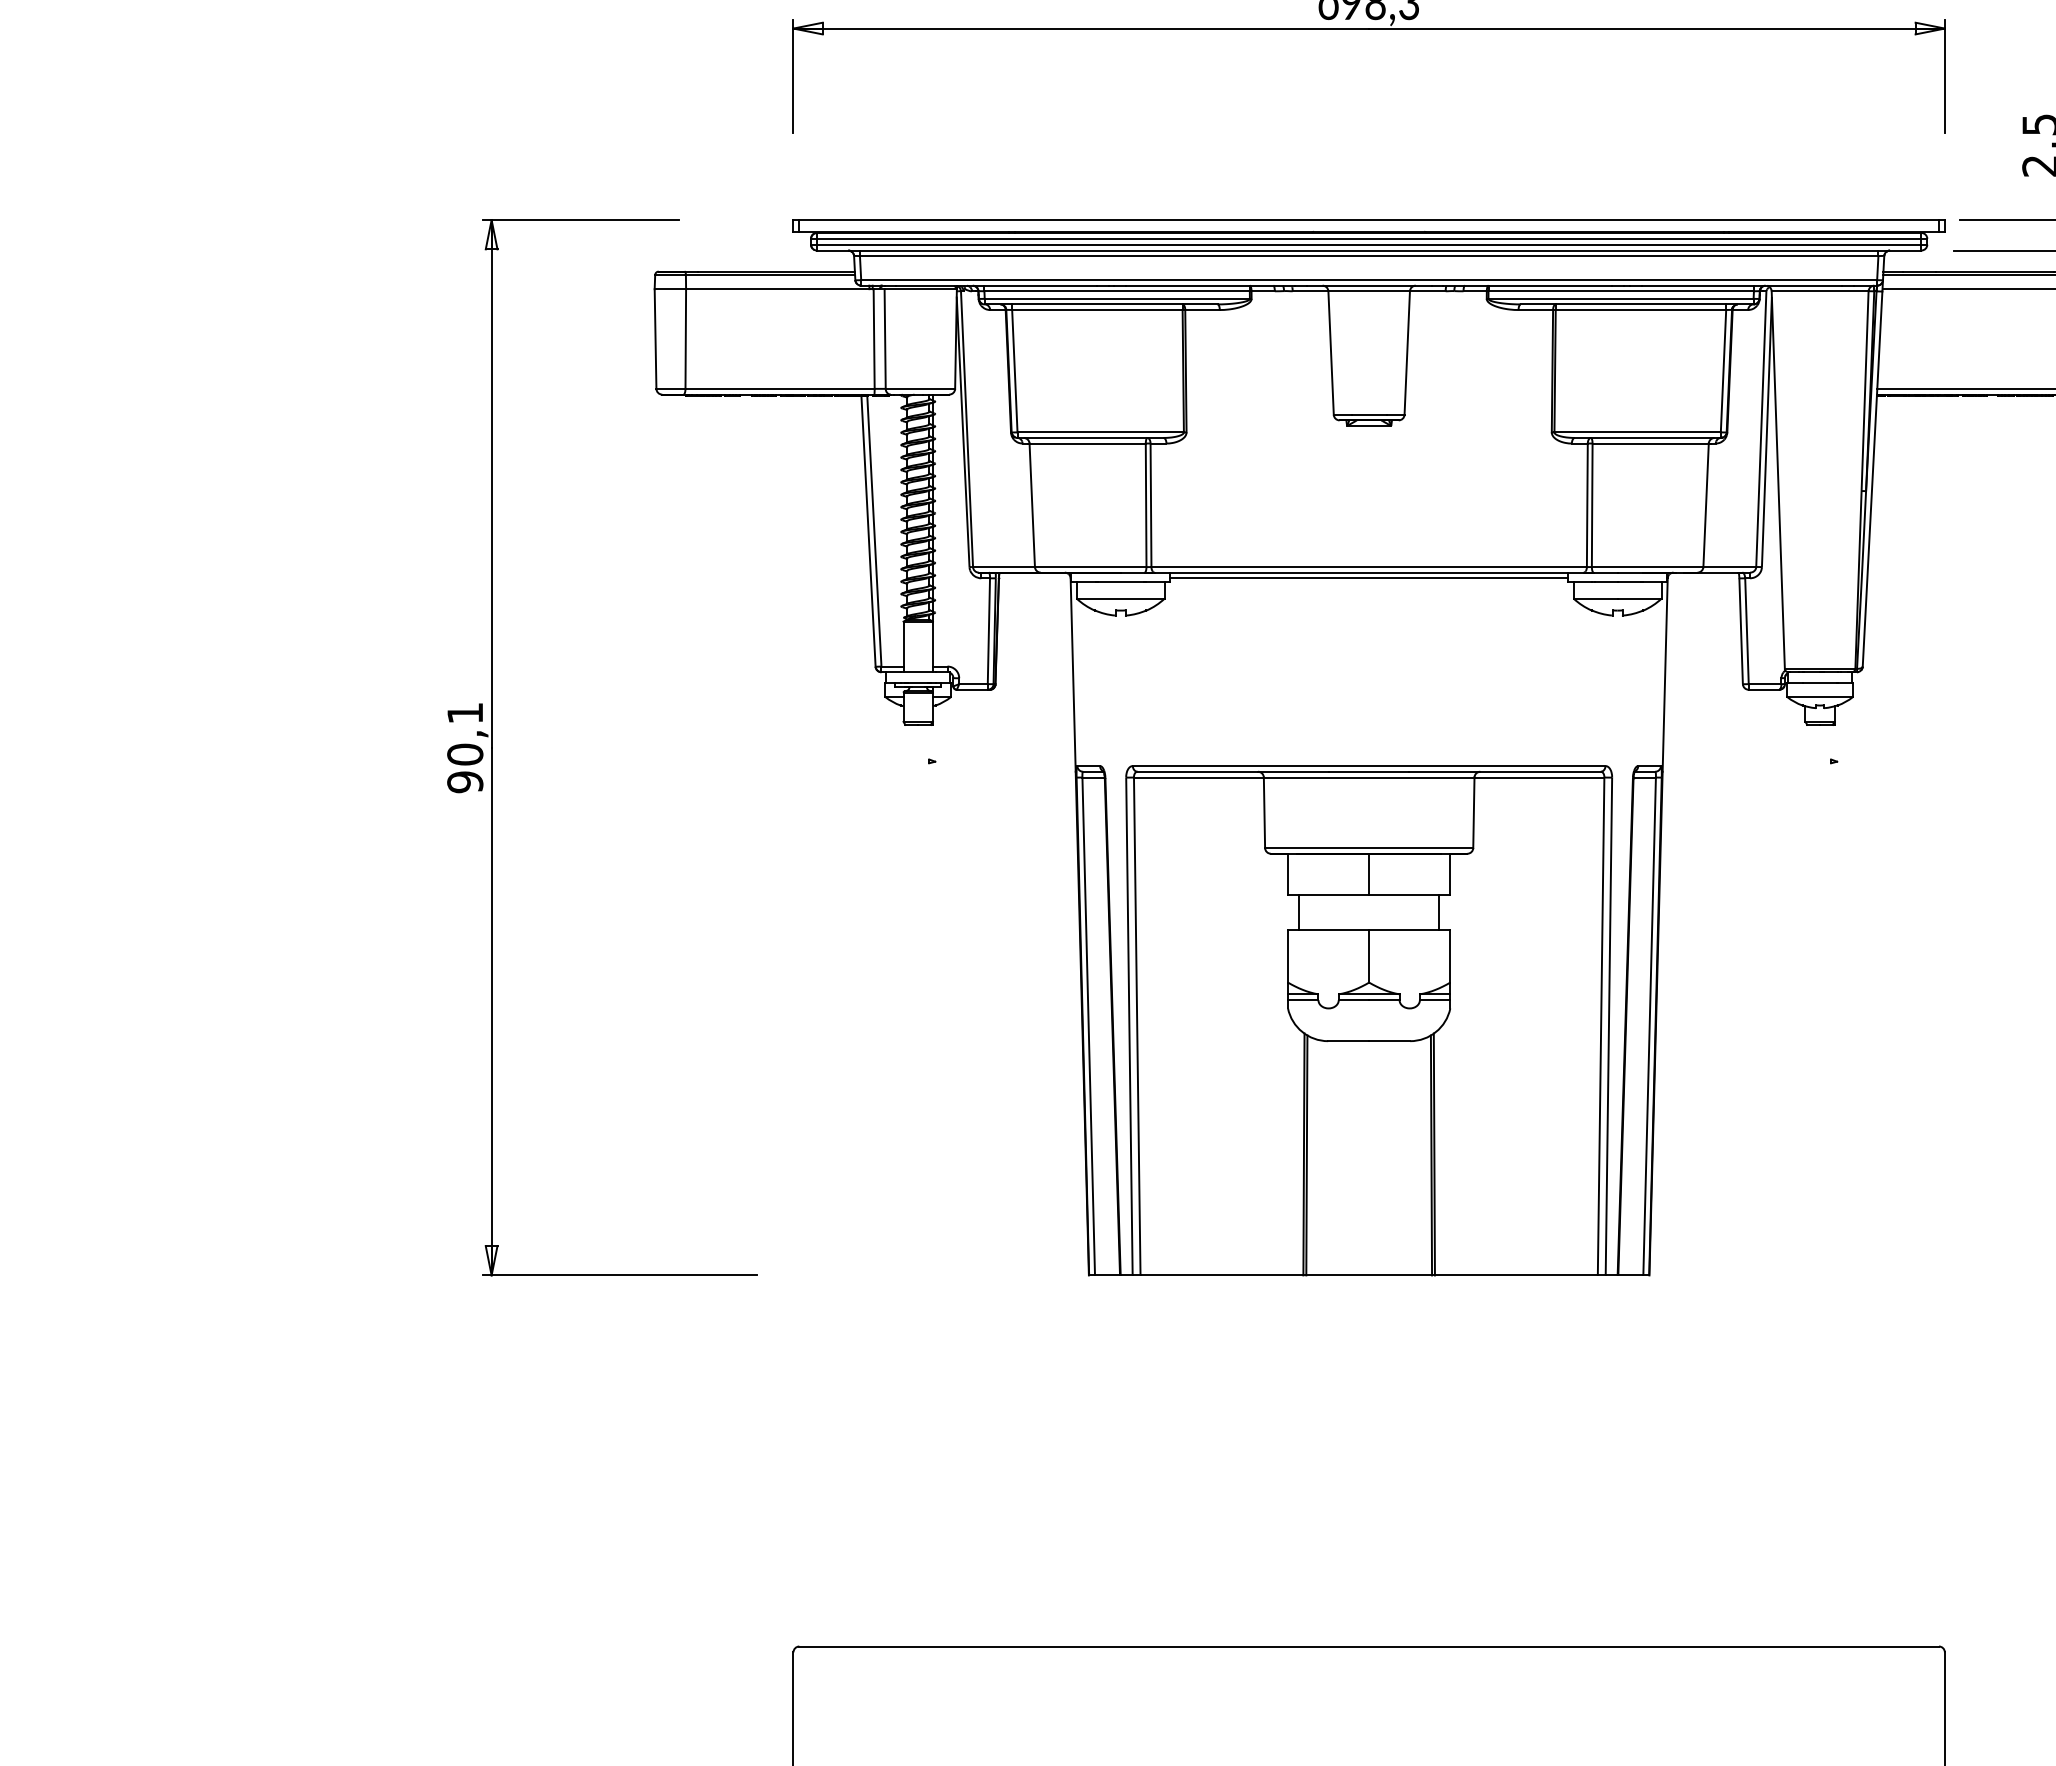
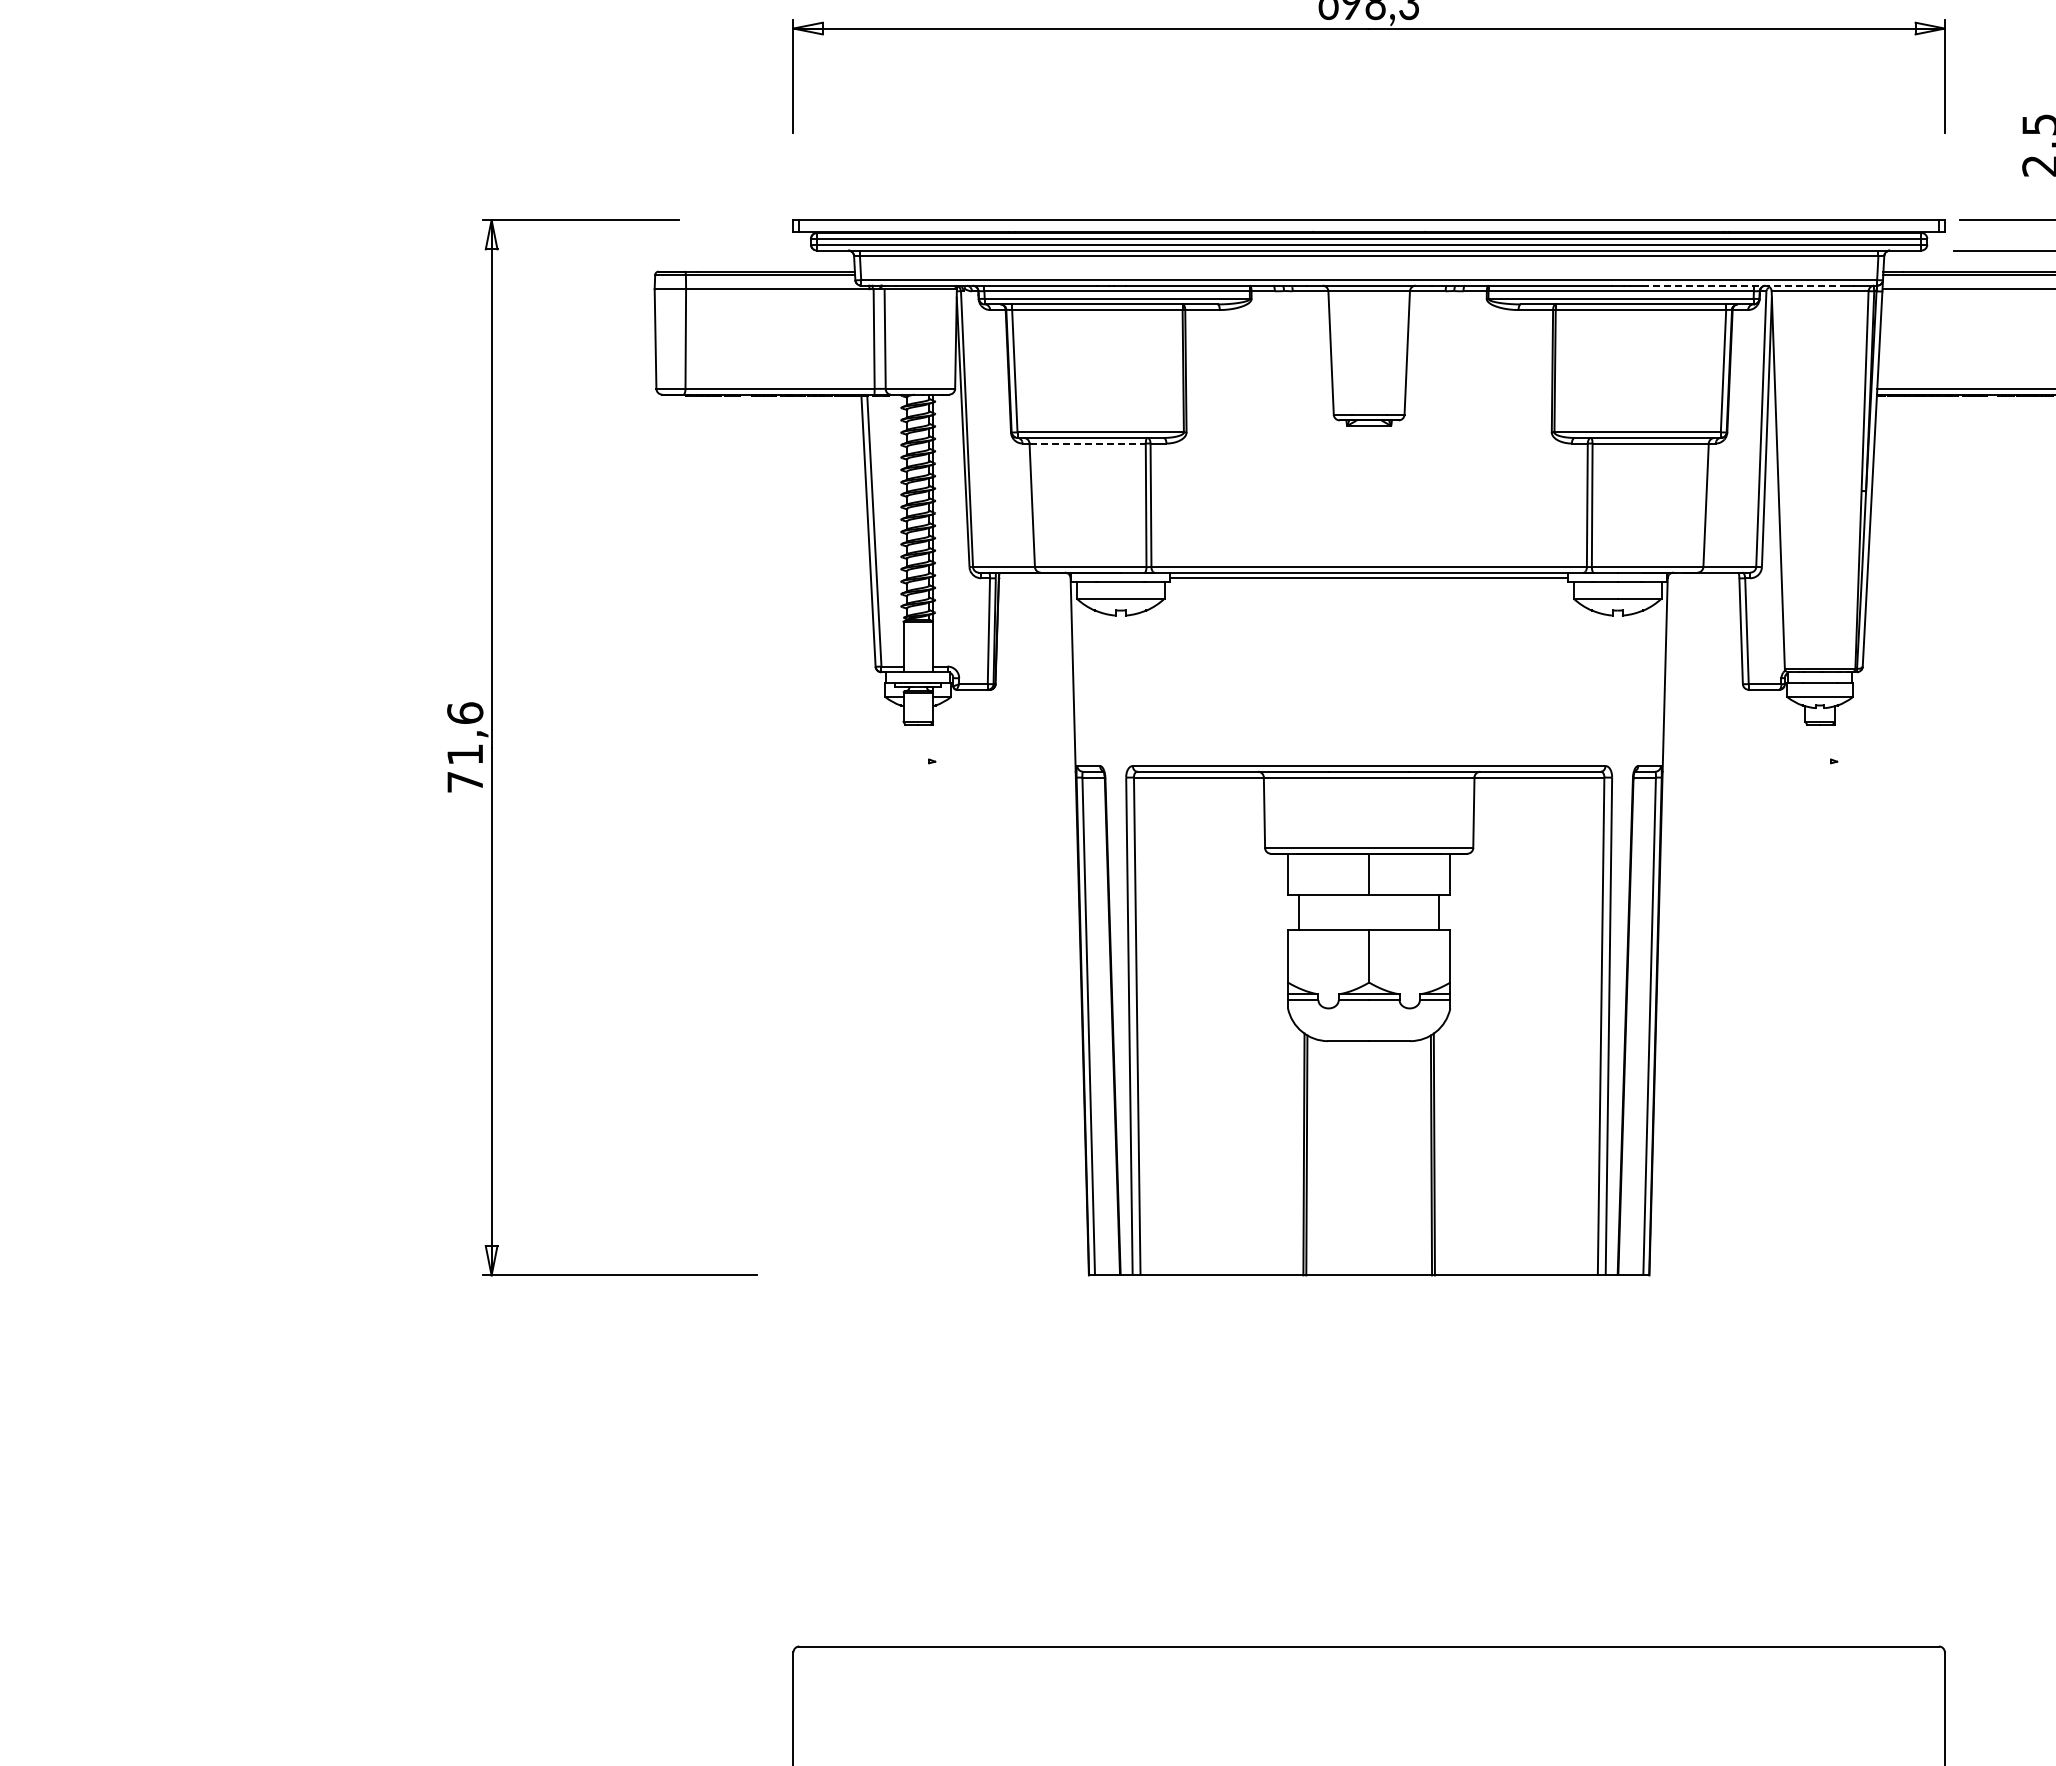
line: solid -> dashed (1742, 285)
line: solid -> dashed (1088, 443)
text: 90,1 -> 71,6 (465, 747)
